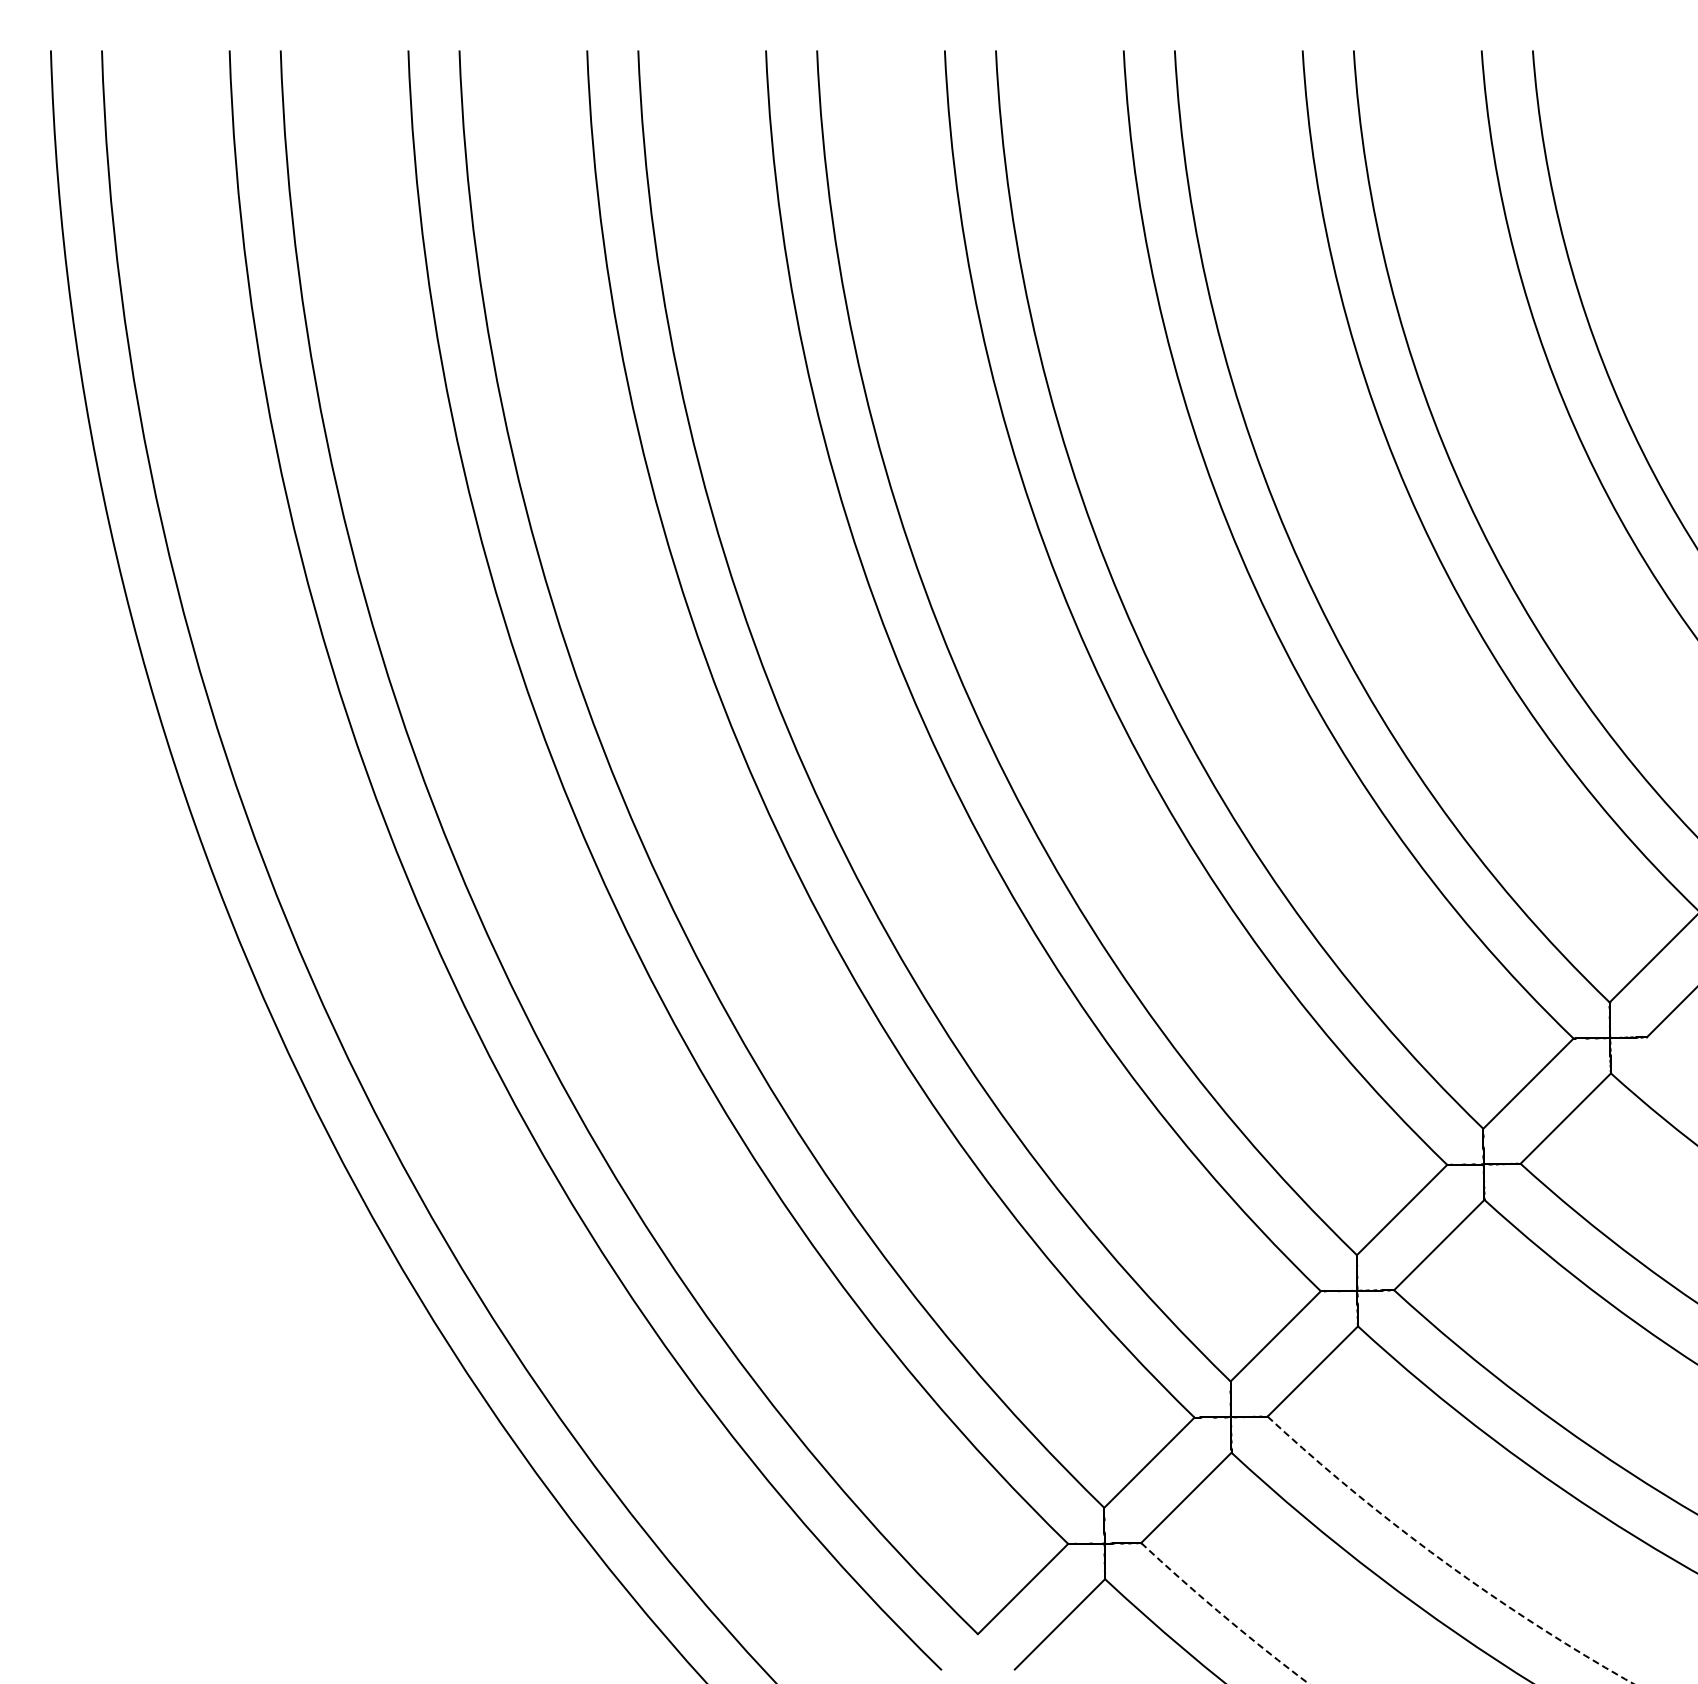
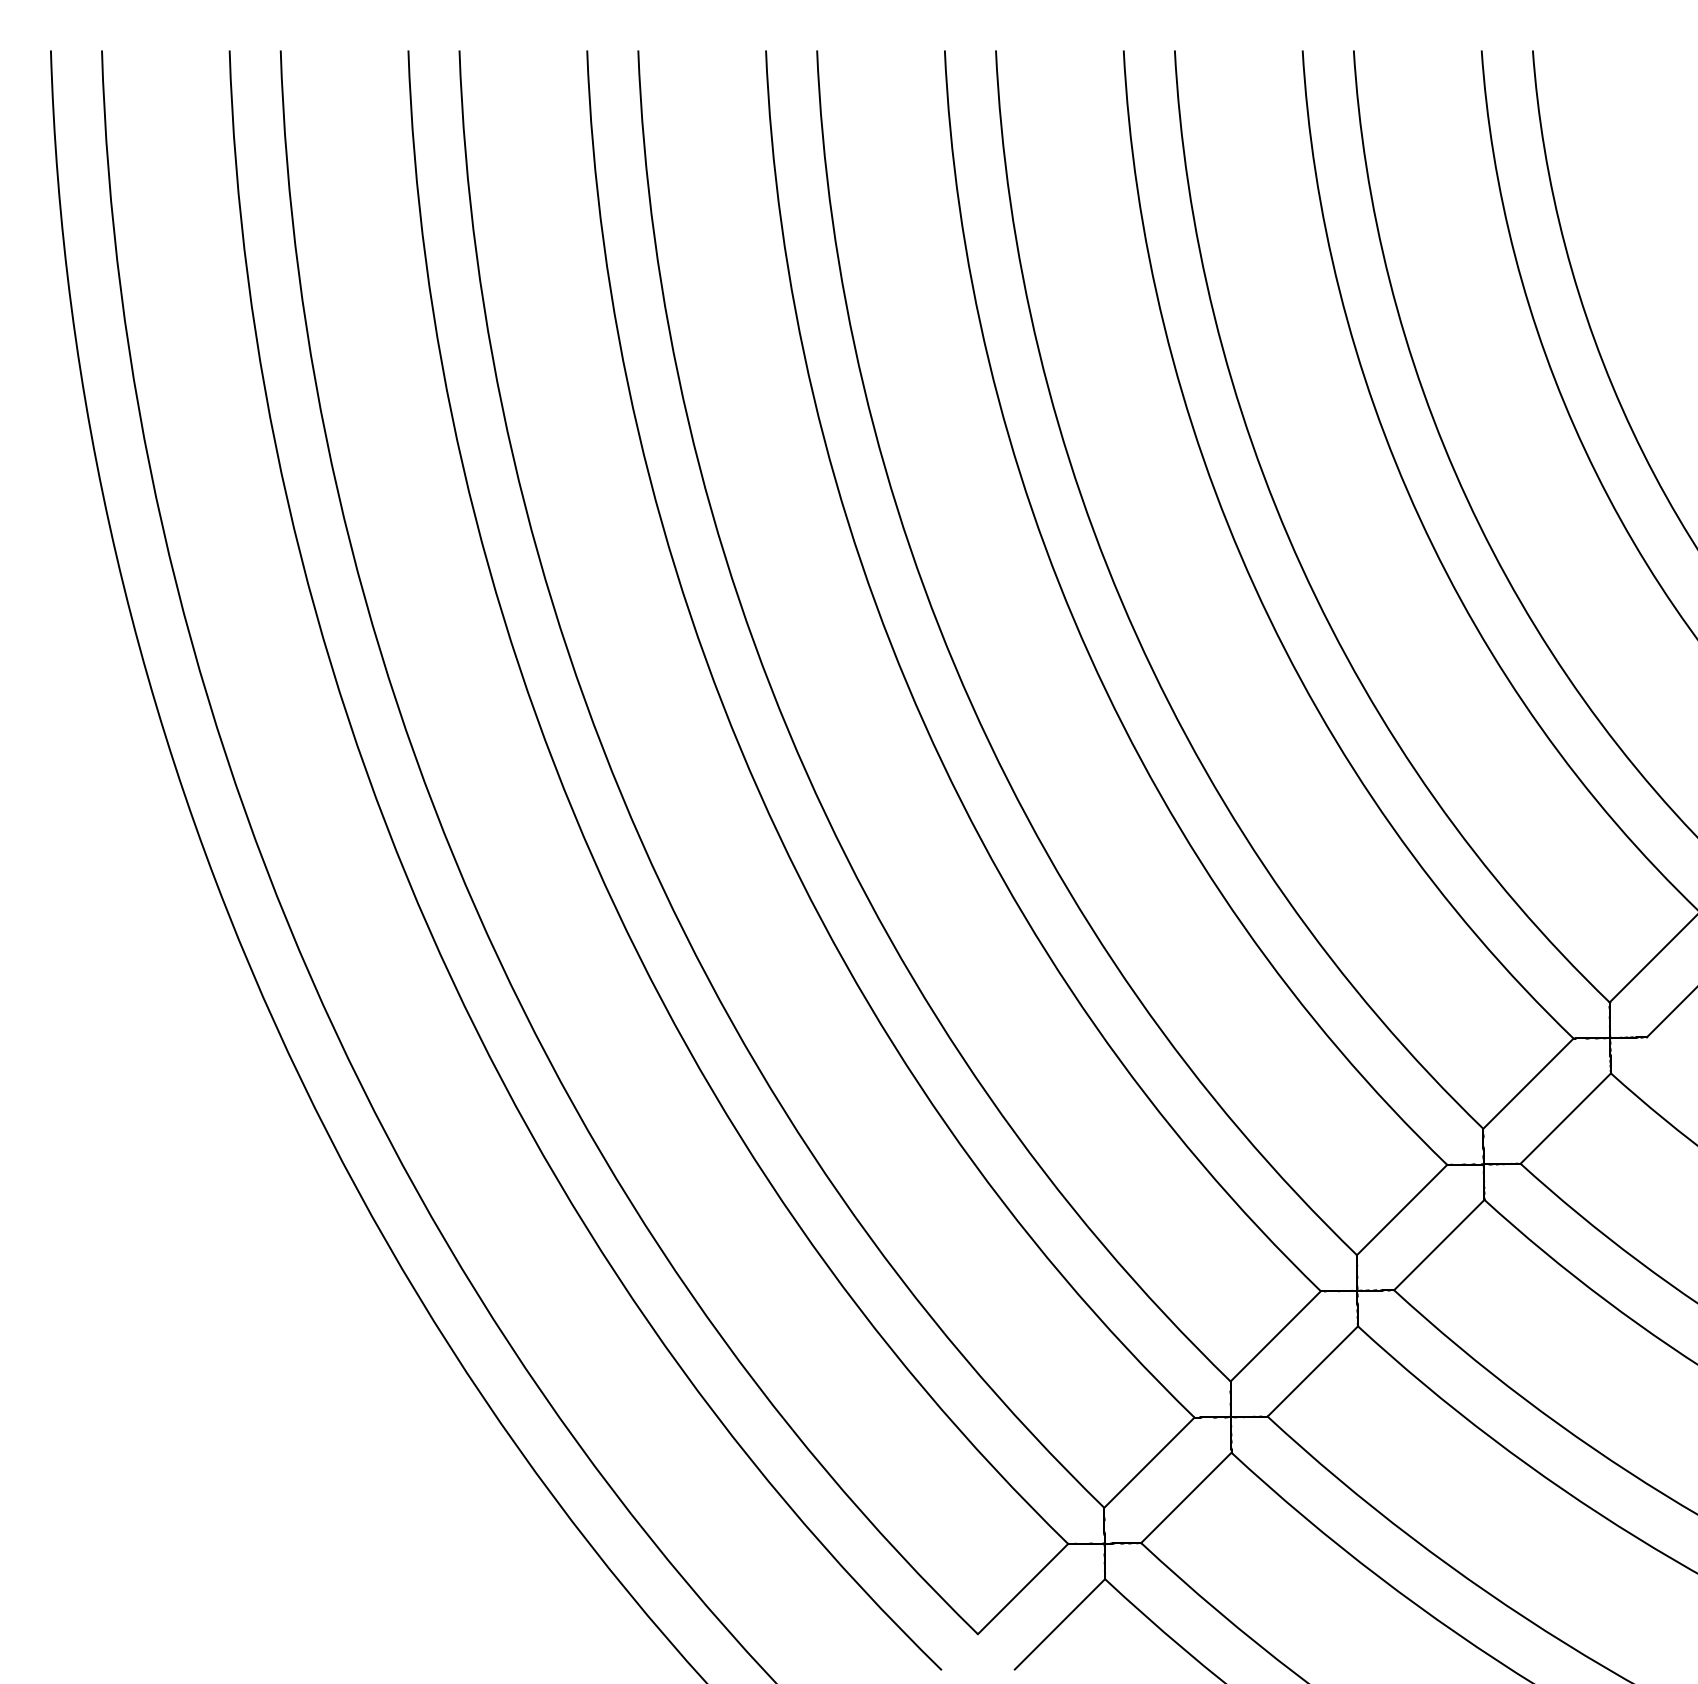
arc: dashed -> solid (1444, 1561)
arc: dashed -> solid (1223, 1615)
